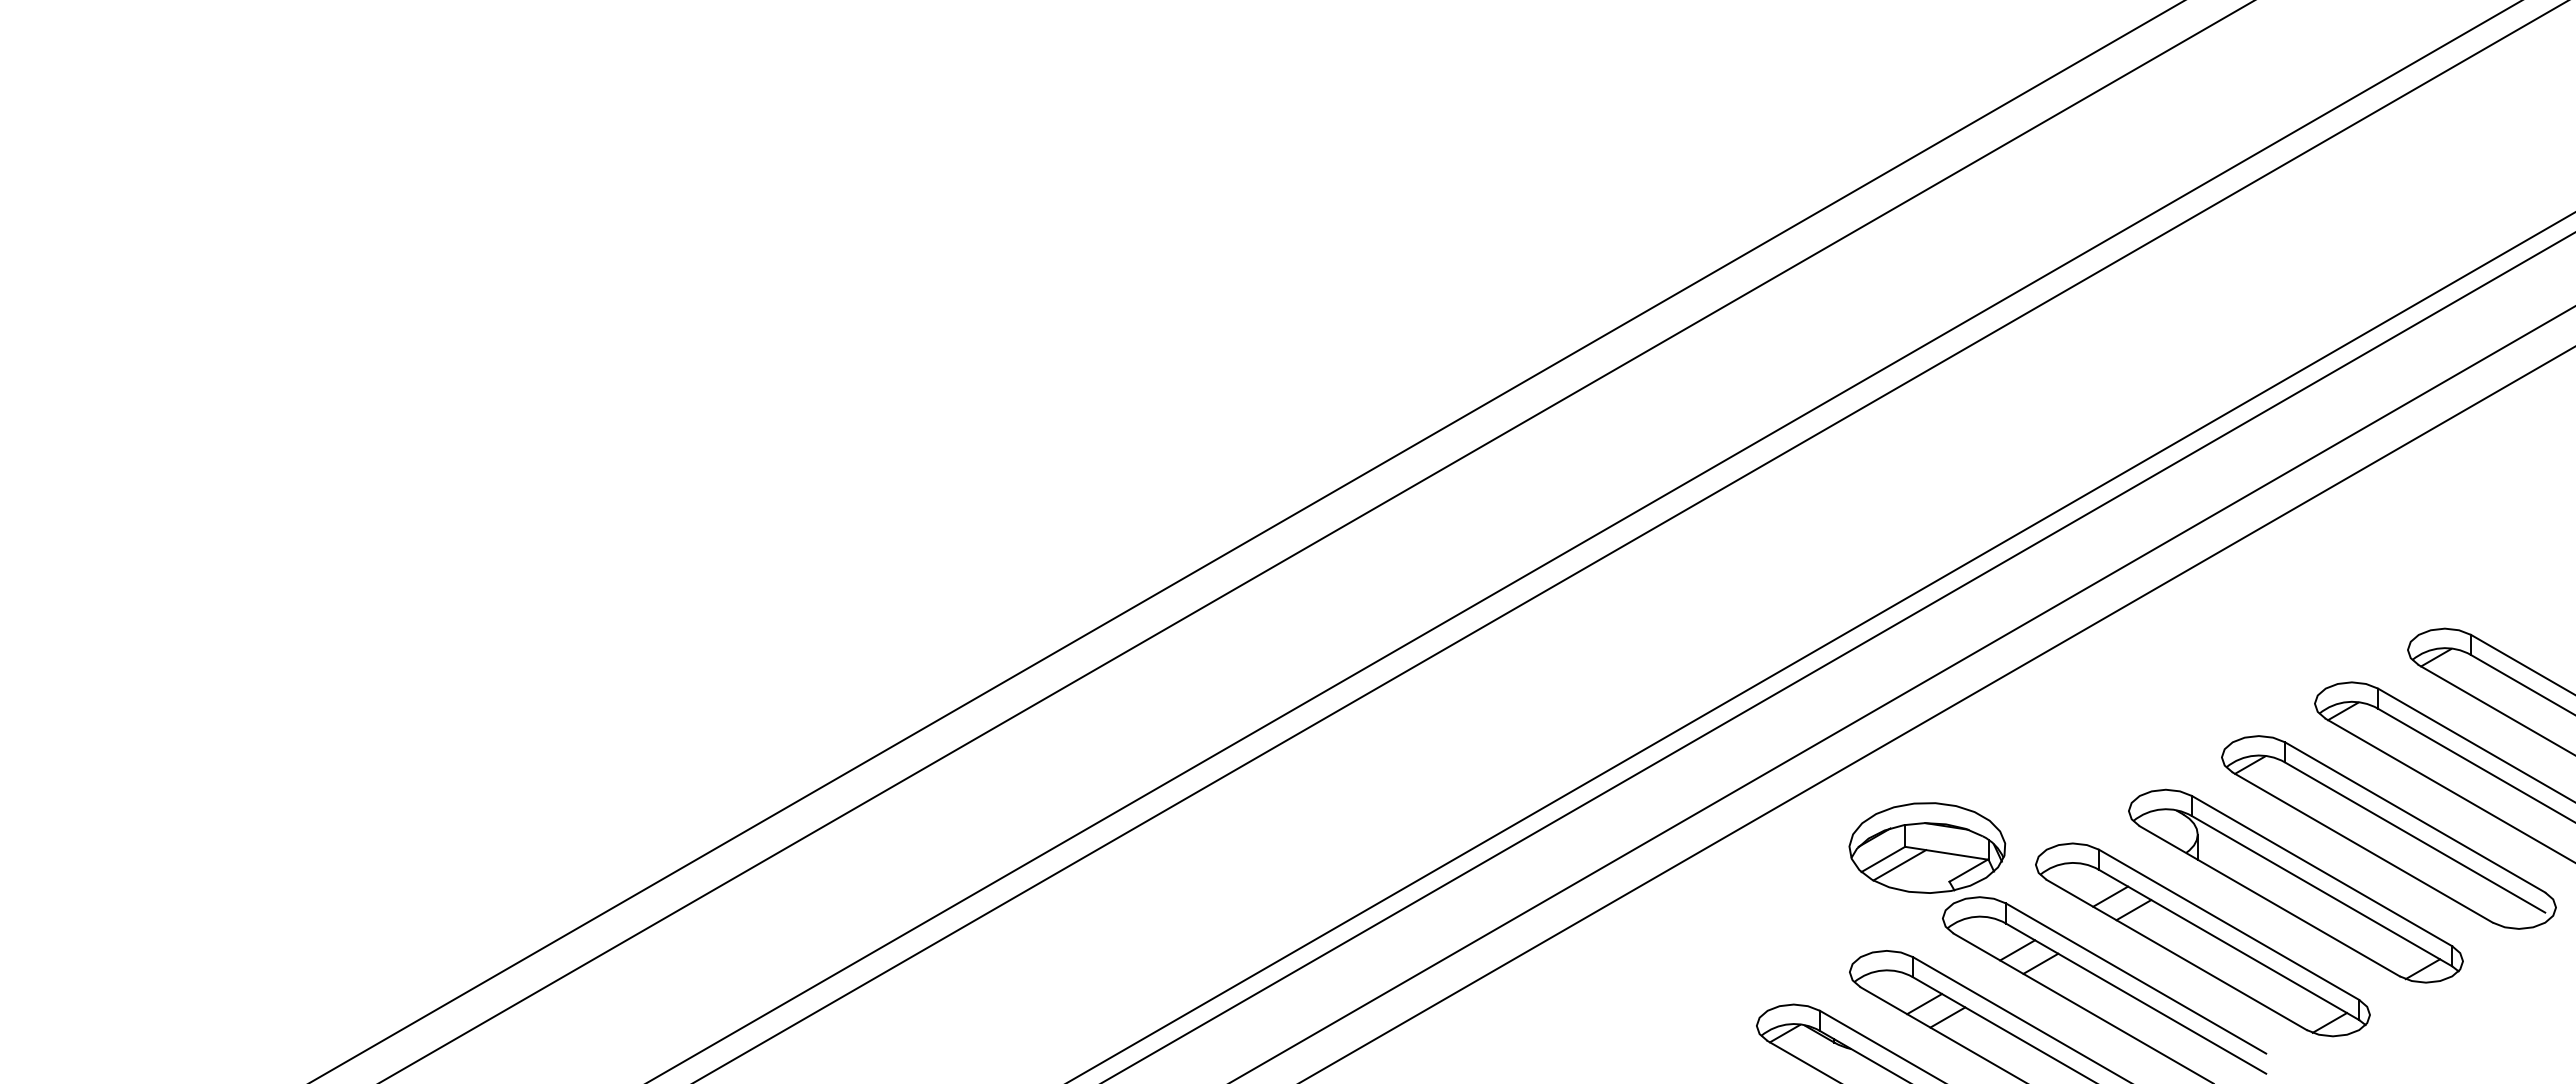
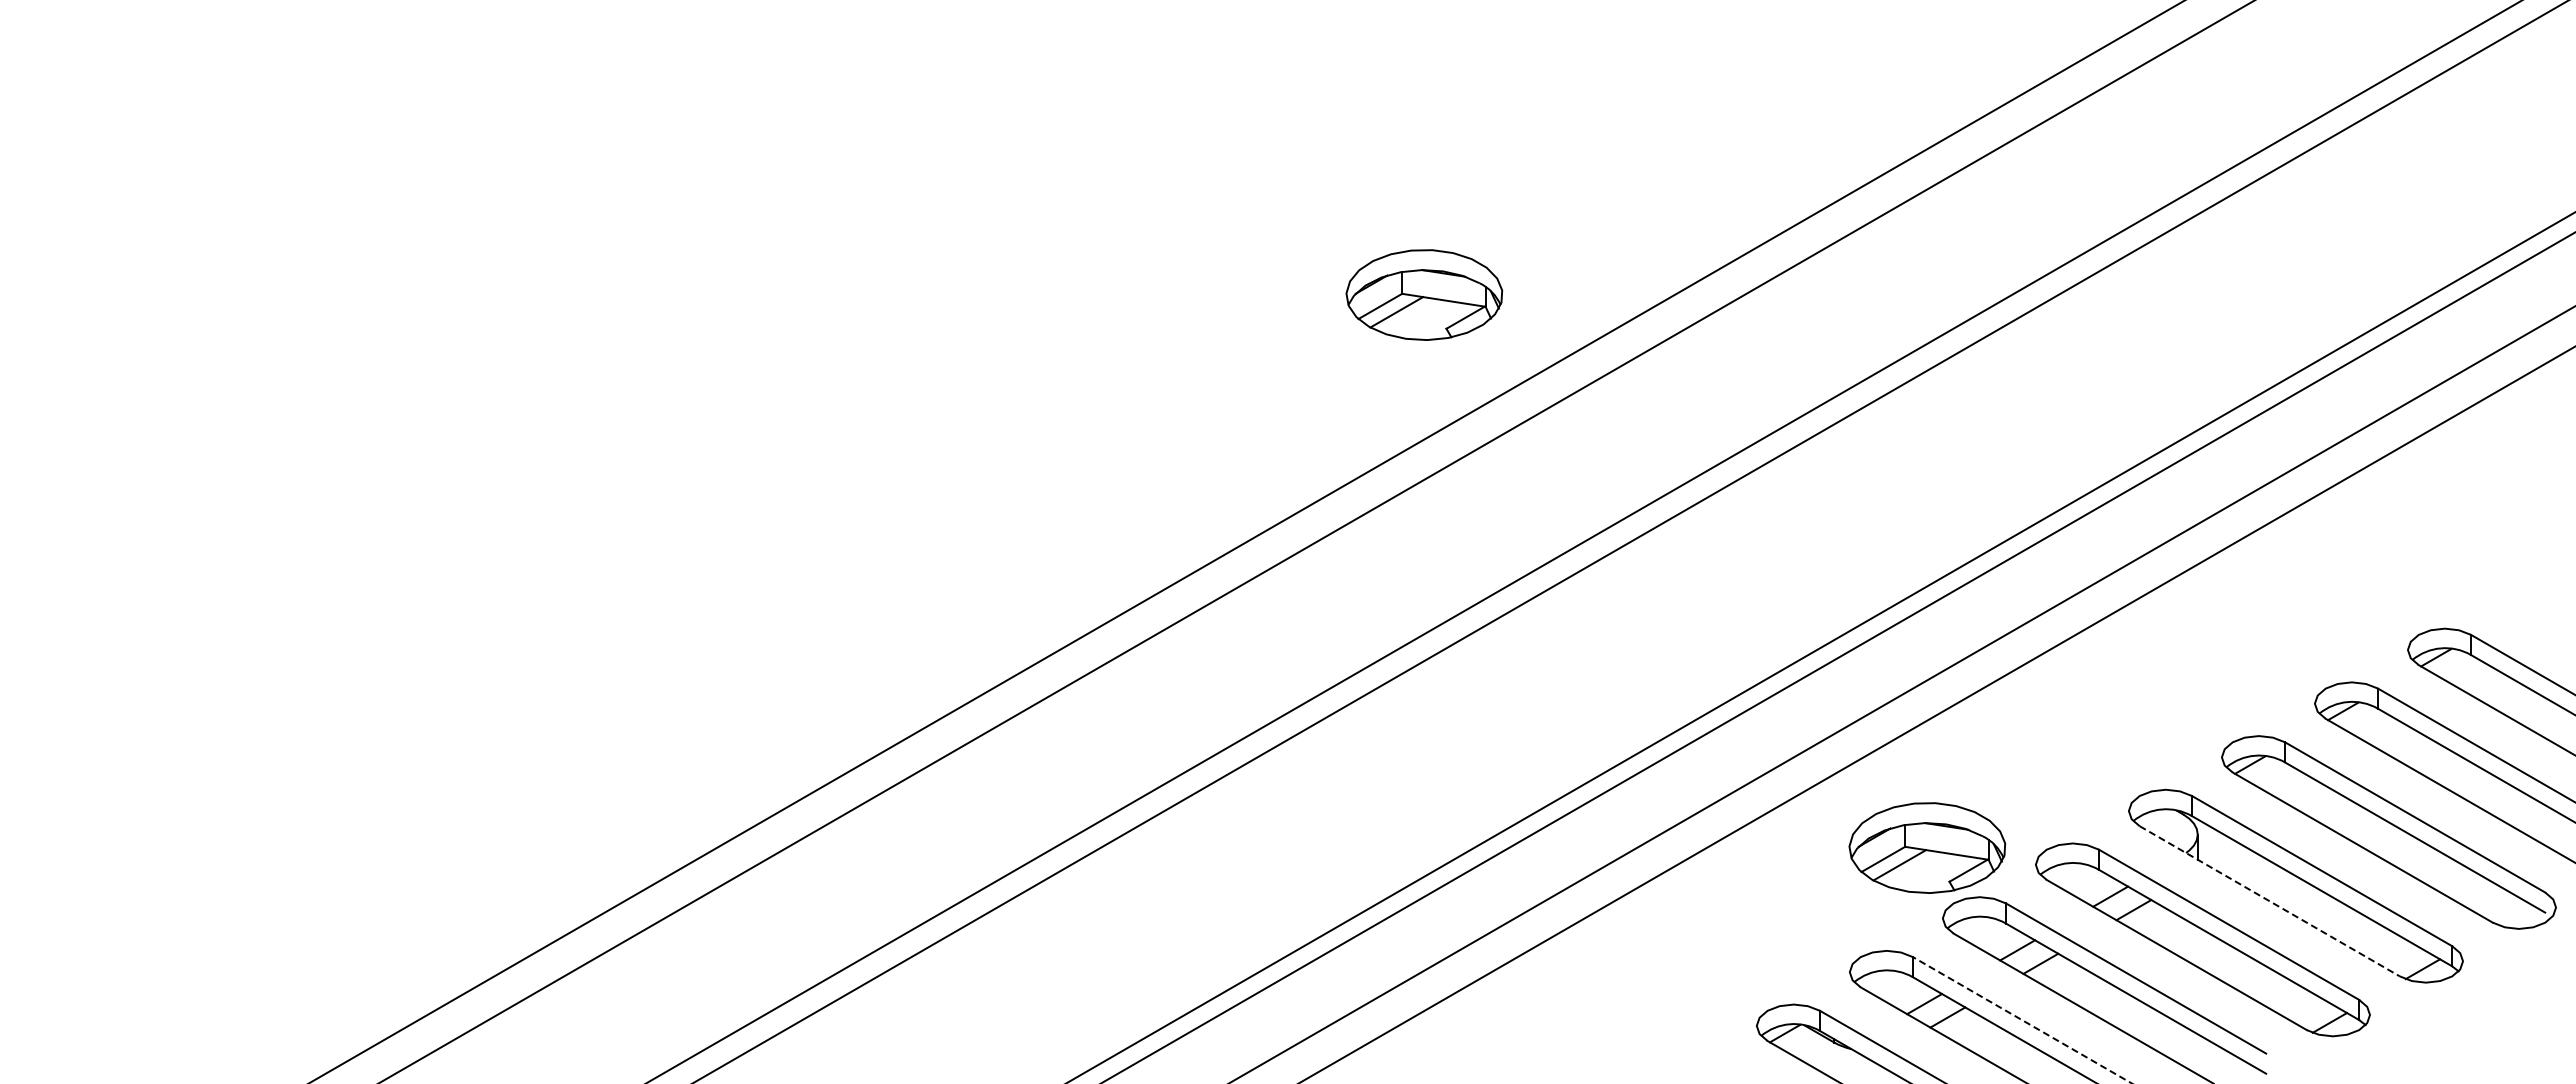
part: none -> present (1424, 294)
line: solid -> dashed (2270, 901)
line: solid -> dashed (2022, 1020)
